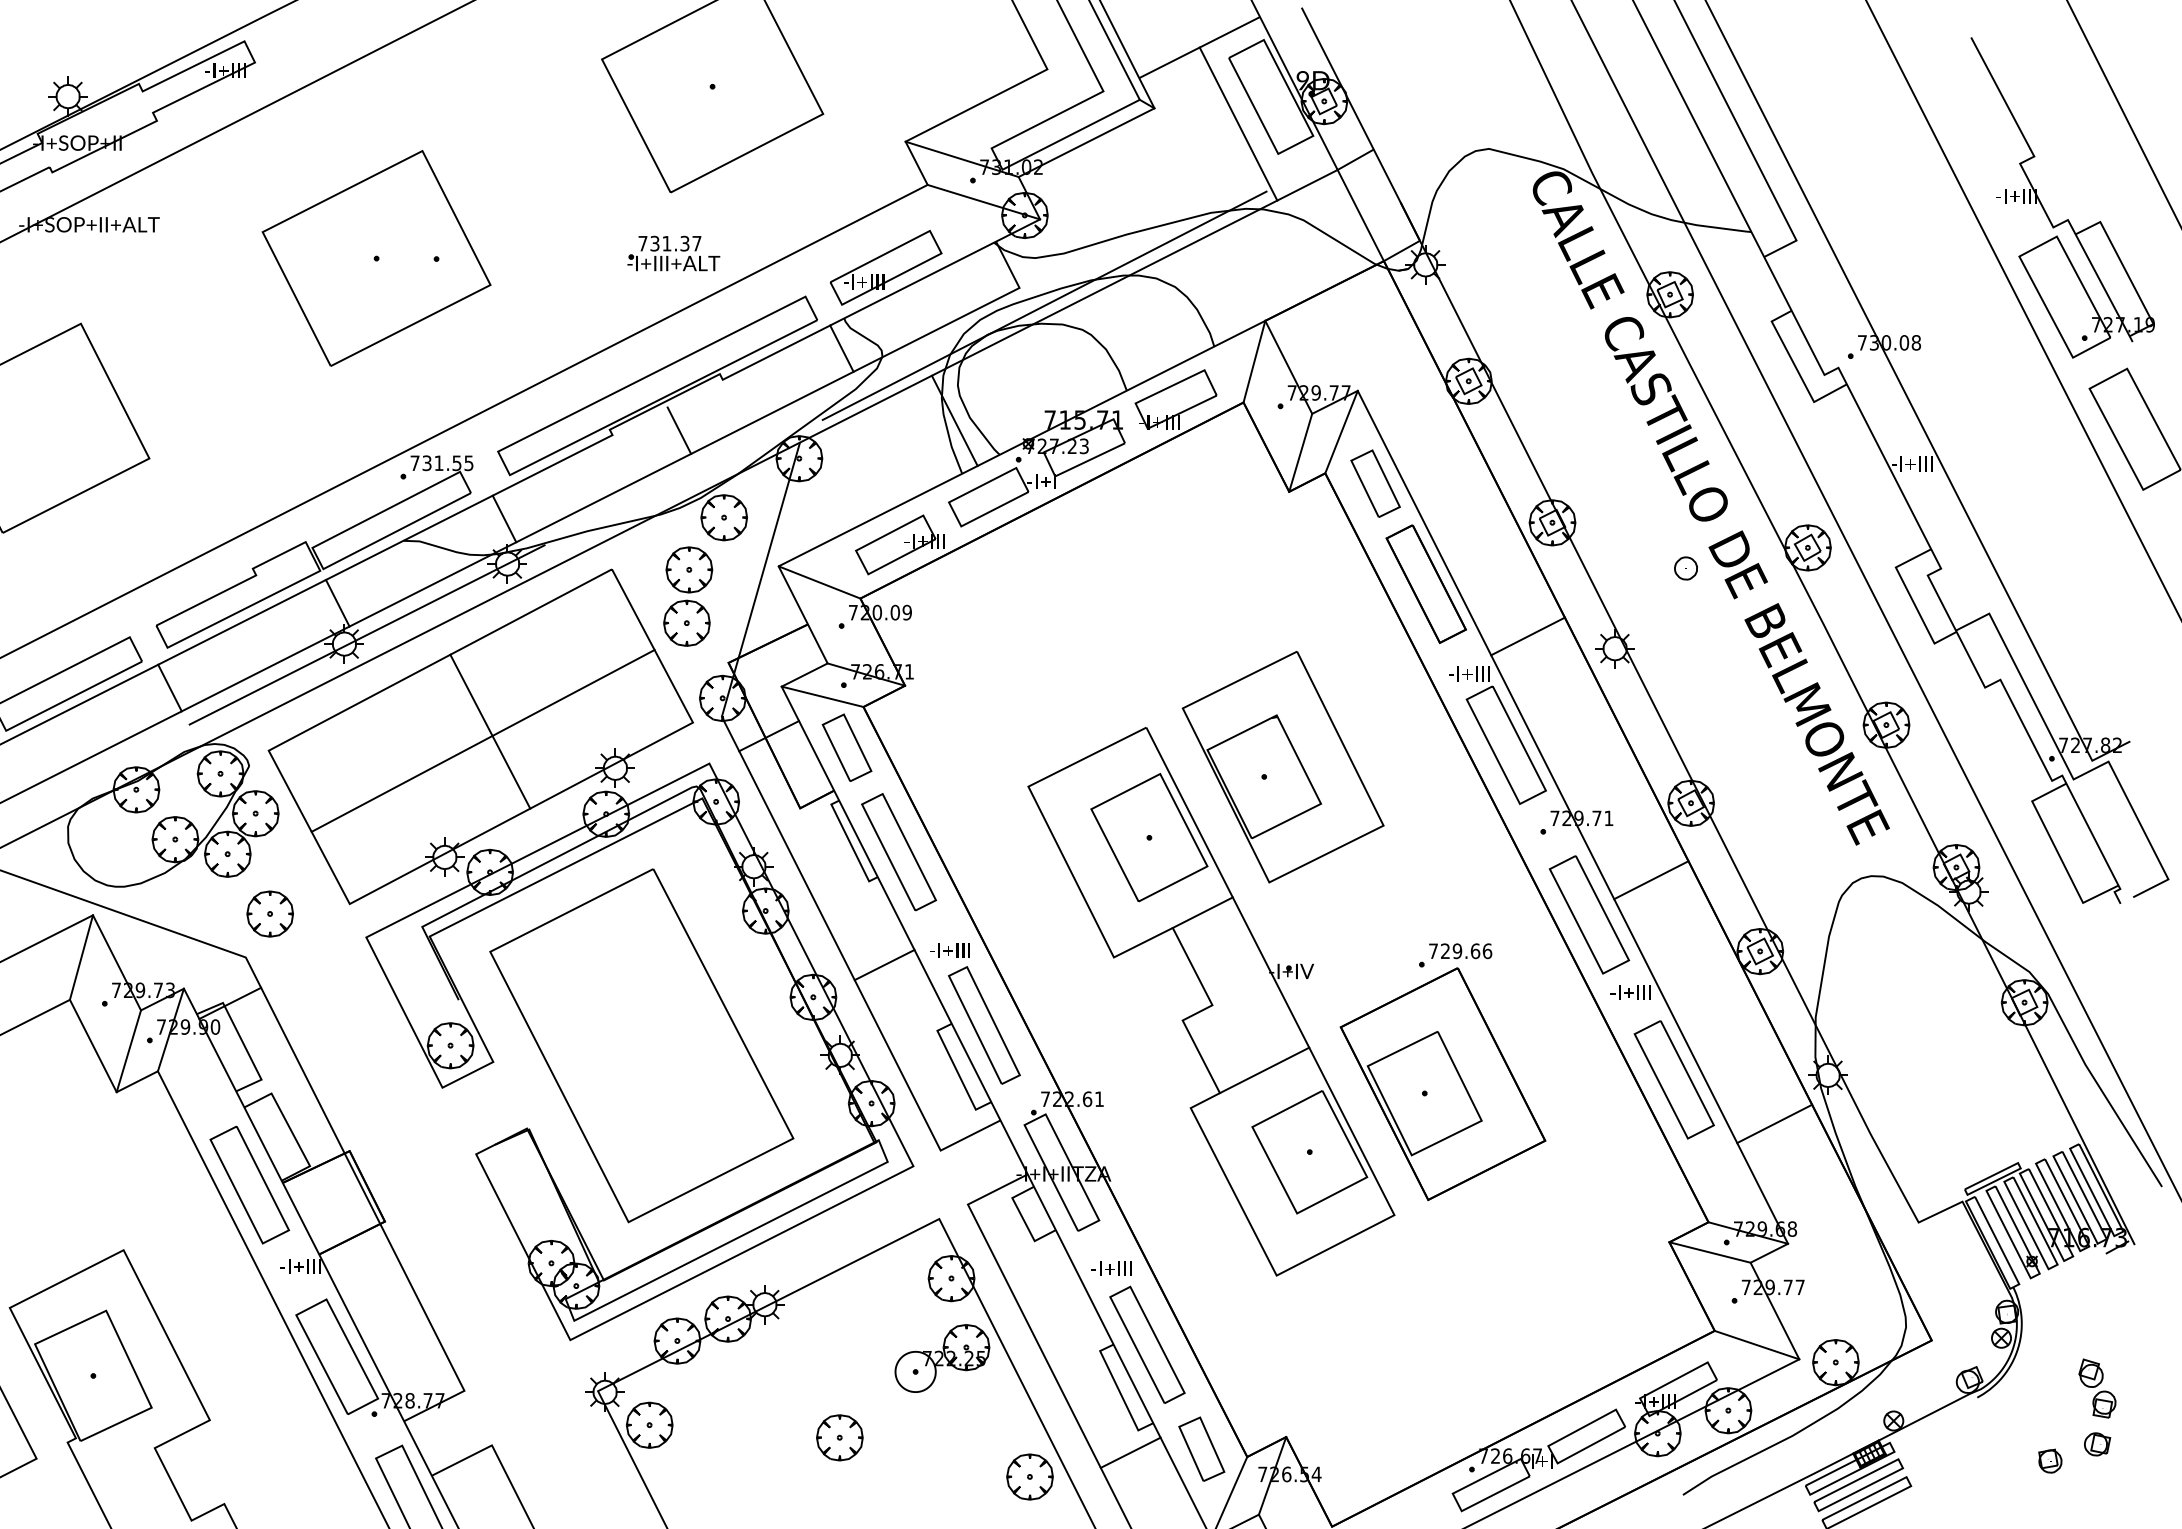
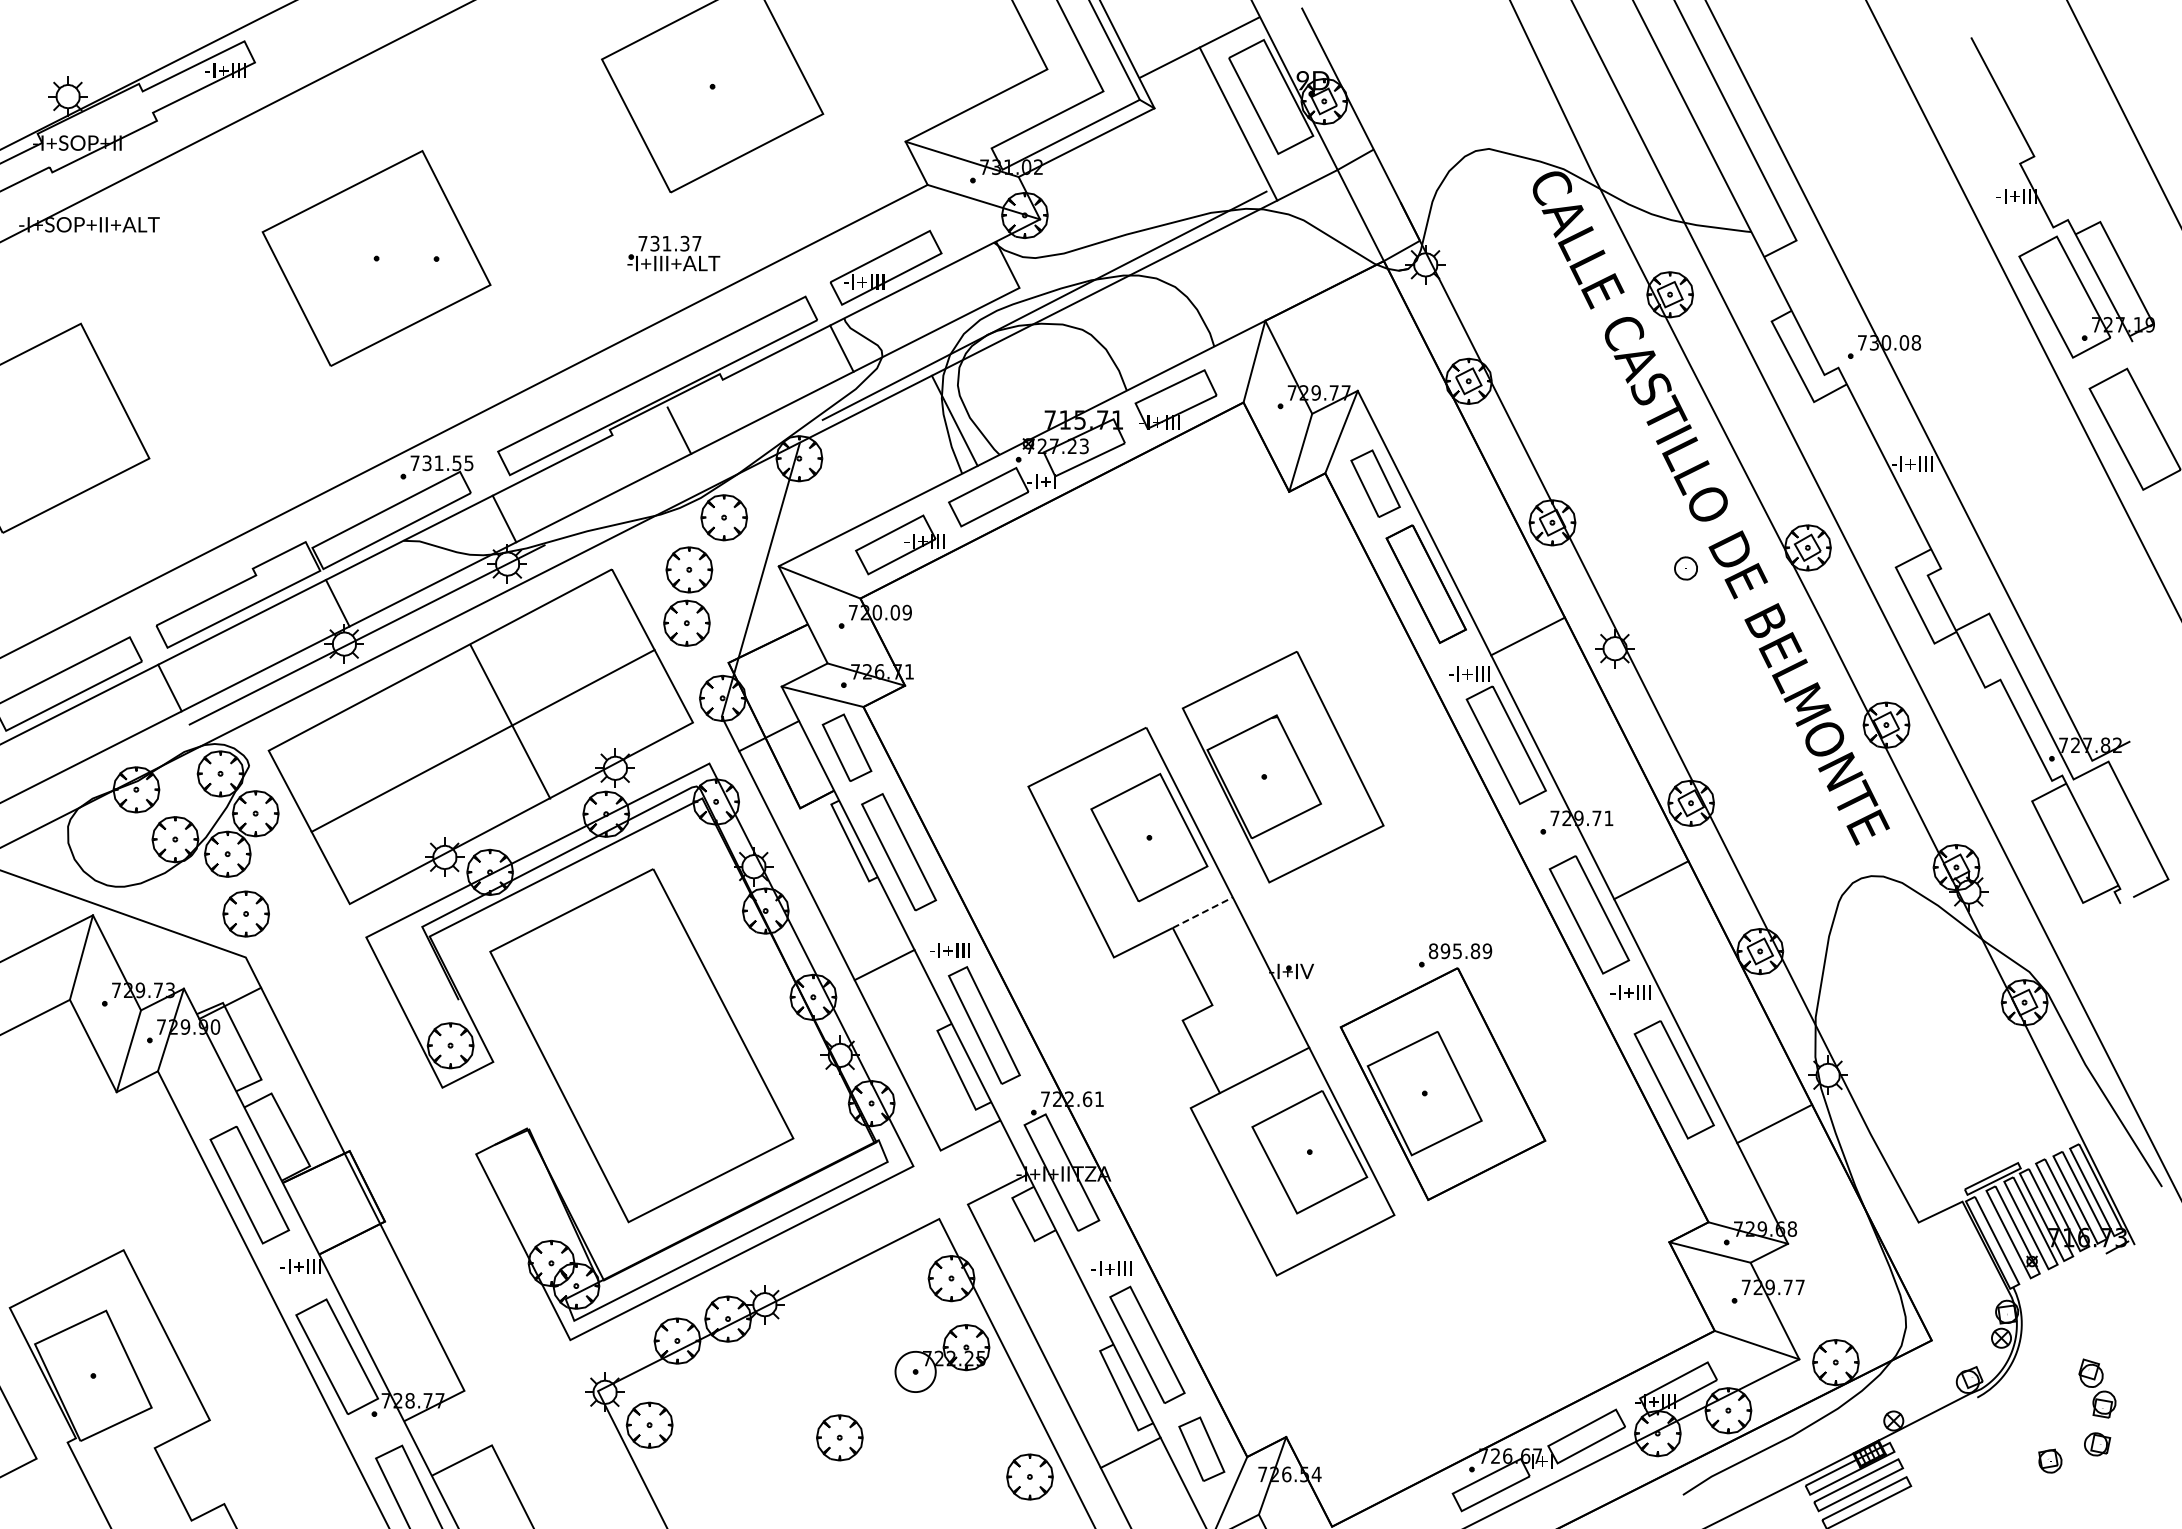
line position: (490, 731) -> (510, 721) (510, 721)
line: solid -> dashed (1202, 912)
part position: (269, 913) -> (245, 913) (245, 913)
text: 729.66 -> 895.89 (1460, 951)
